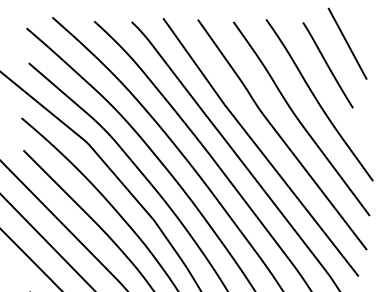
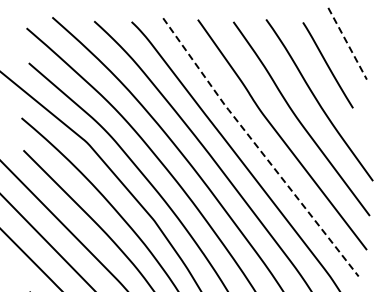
line: solid -> dashed (347, 43)
line: solid -> dashed (258, 147)
